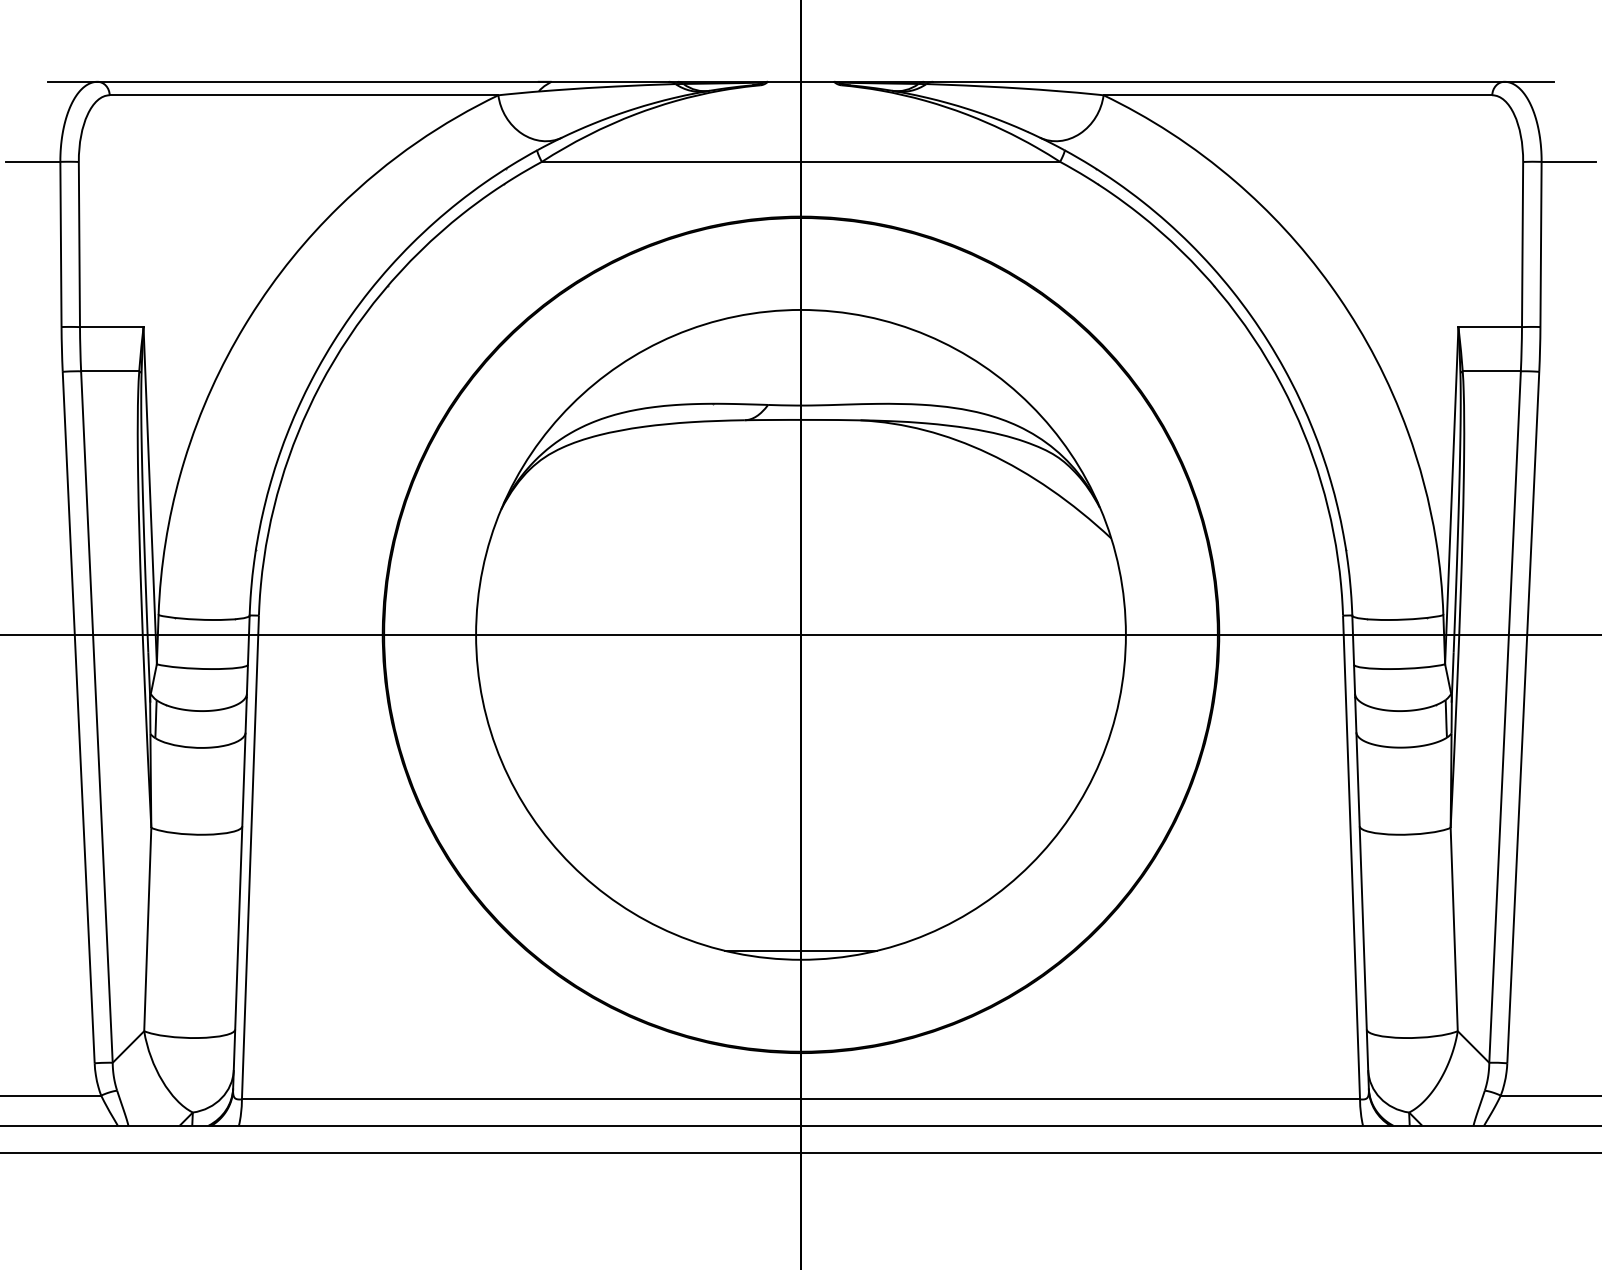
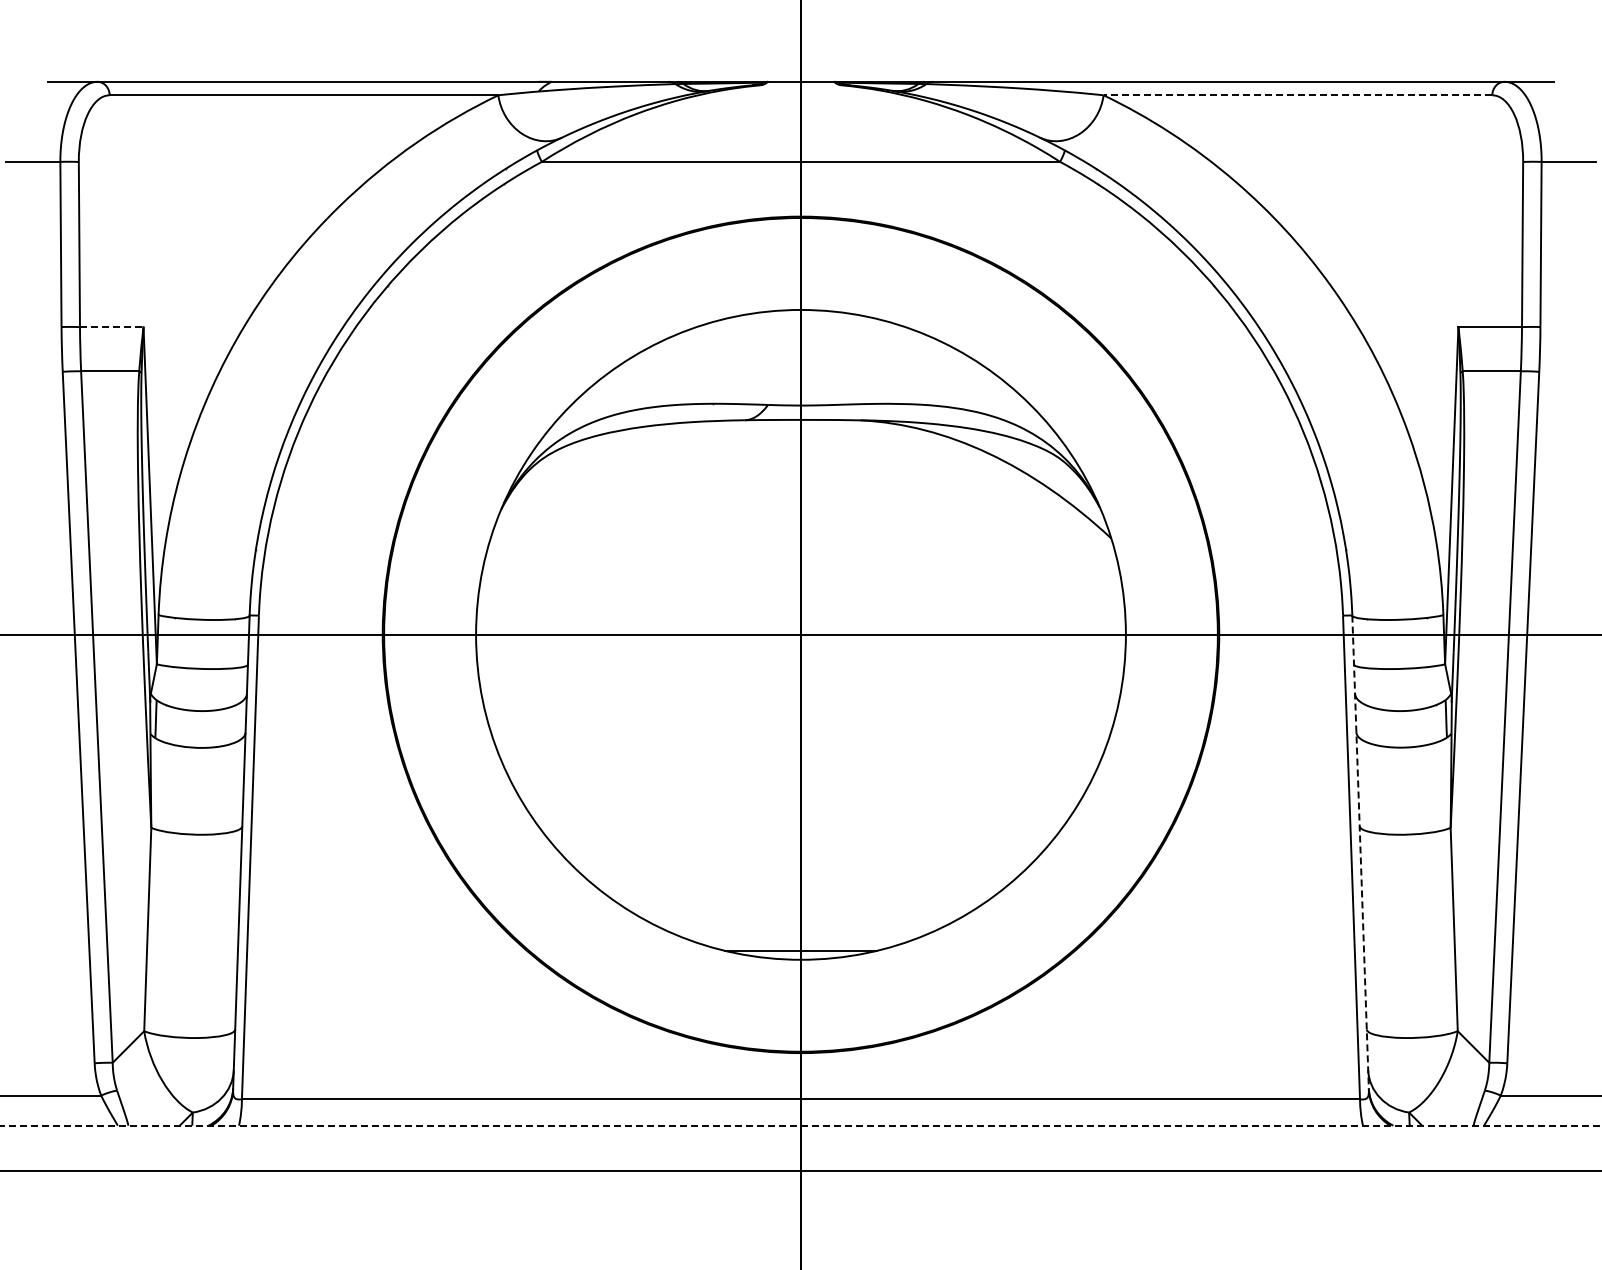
line: solid -> dashed (1297, 95)
line: solid -> dashed (111, 327)
line: solid -> dashed (1360, 853)
line: solid -> dashed (801, 1125)
line position: (800, 1153) -> (800, 1171) (800, 1171)
